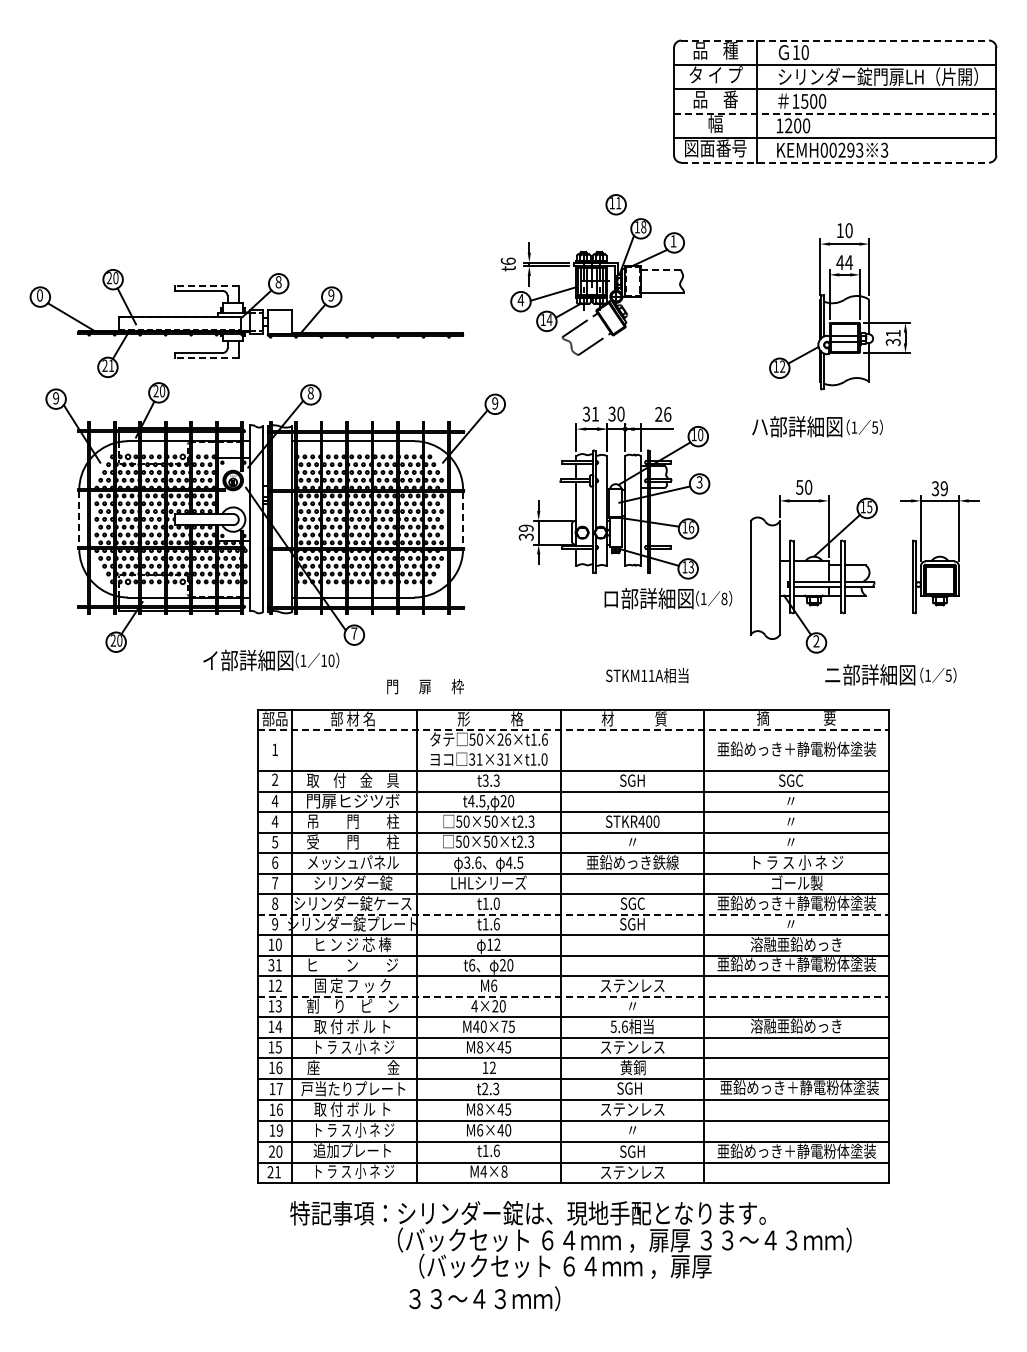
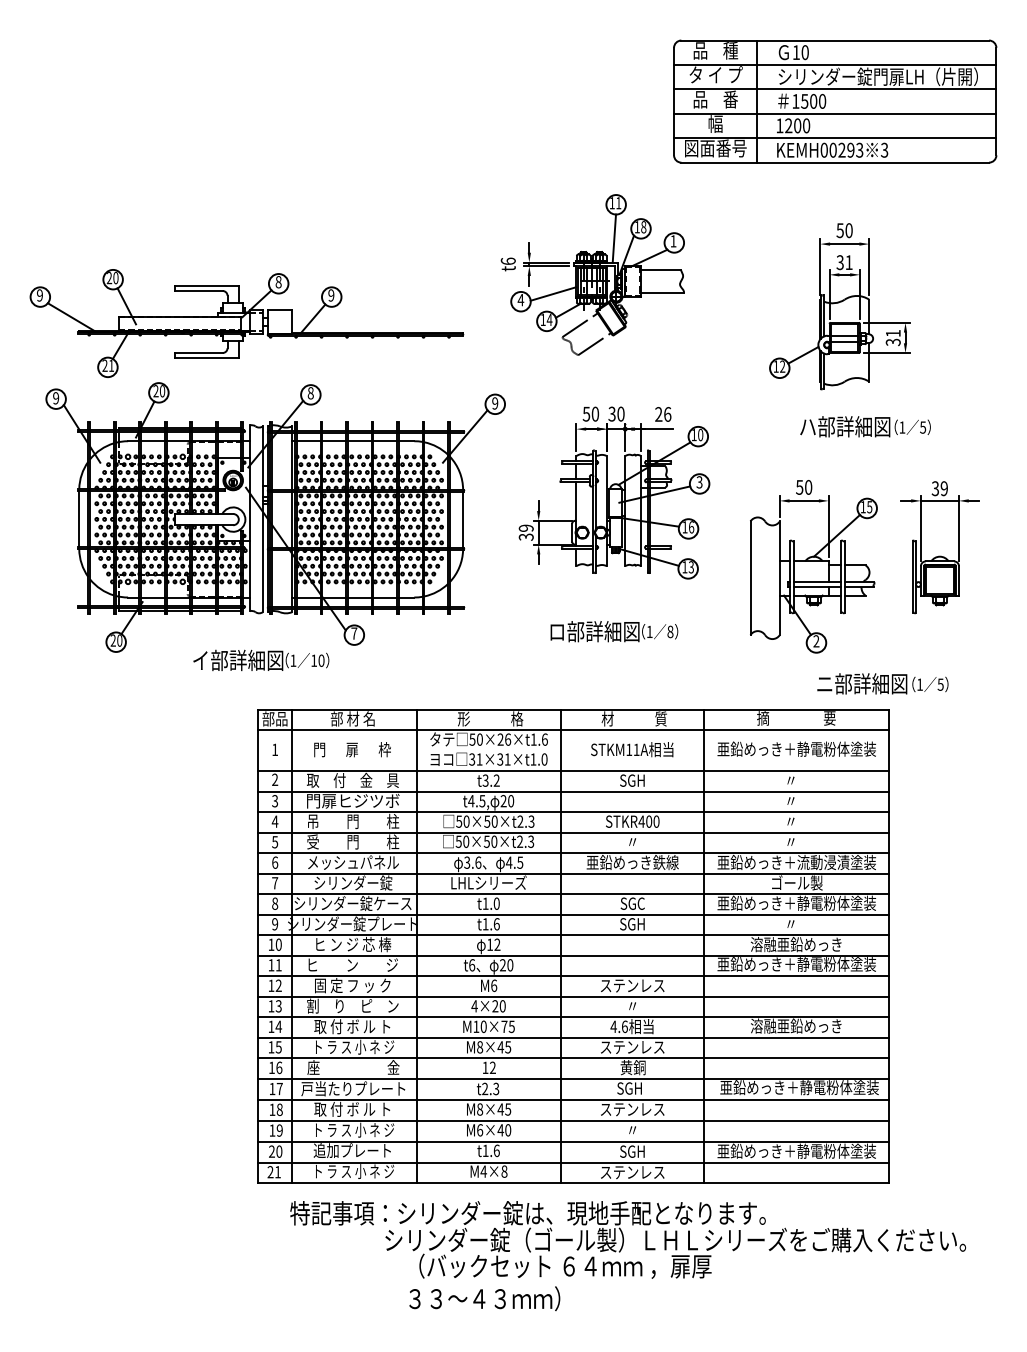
line: dashed -> solid (835, 40)
line: dashed -> solid (835, 113)
line: dashed -> solid (835, 162)
text: 10 -> 50 (839, 230)
line: none -> present (614, 238)
text: 44 -> 31 (844, 262)
line: dashed -> solid (659, 269)
line: dashed -> solid (207, 286)
text: 0 -> 9 (39, 295)
line: dashed -> solid (207, 357)
text: 31 -> 50 (591, 413)
text position: (817, 426) -> (865, 426) (865, 426)
line: dashed -> solid (79, 519)
line: dashed -> solid (463, 520)
text position: (668, 598) -> (614, 631) (614, 631)
text position: (271, 660) -> (261, 660) (261, 660)
text position: (890, 674) -> (882, 683) (882, 683)
text position: (647, 675) -> (632, 749) (632, 749)
text position: (425, 686) -> (352, 749) (352, 749)
line: dashed -> solid (573, 730)
text: t3.3 -> t3.2 (496, 780)
text: SGC -> 〃 (791, 780)
text: 4 -> 3 (274, 801)
text: ト ラ ス 小 ネ ジ -> 亜鉛めっき＋流動浸漬塗装 (796, 862)
line: dashed -> solid (573, 914)
text: 31 -> 11 (271, 965)
line: dashed -> solid (573, 996)
text: M40×75 -> M10×75 (476, 1026)
text: 5.6 -> 4.6 (613, 1026)
text: 16 -> 18 (279, 1109)
text: （バックセット ６４ｍｍ ，扉厚 ３３～４３ｍｍ） -> シリンダー錠（ゴール製）ＬＨＬシリーズをご購入ください。 (675, 1239)
